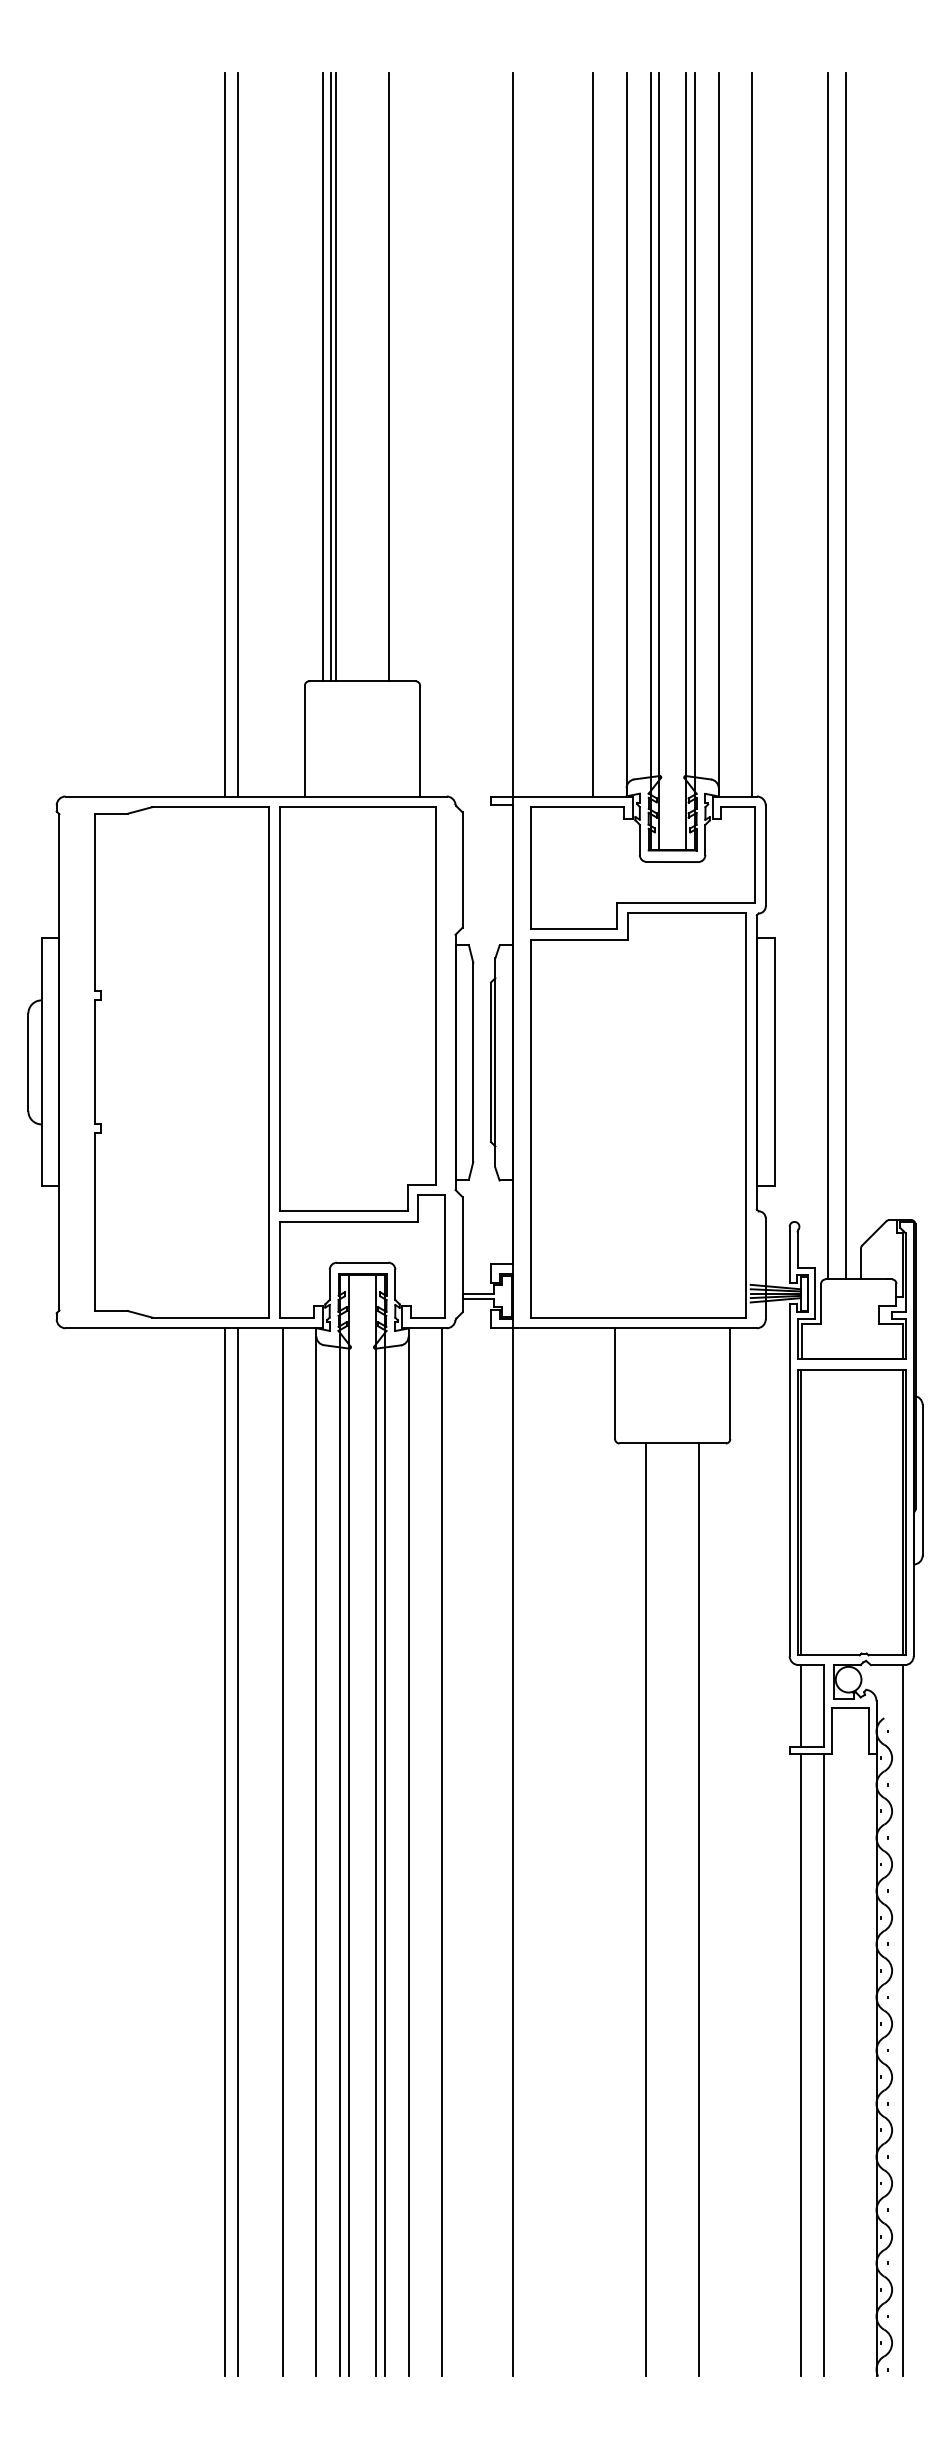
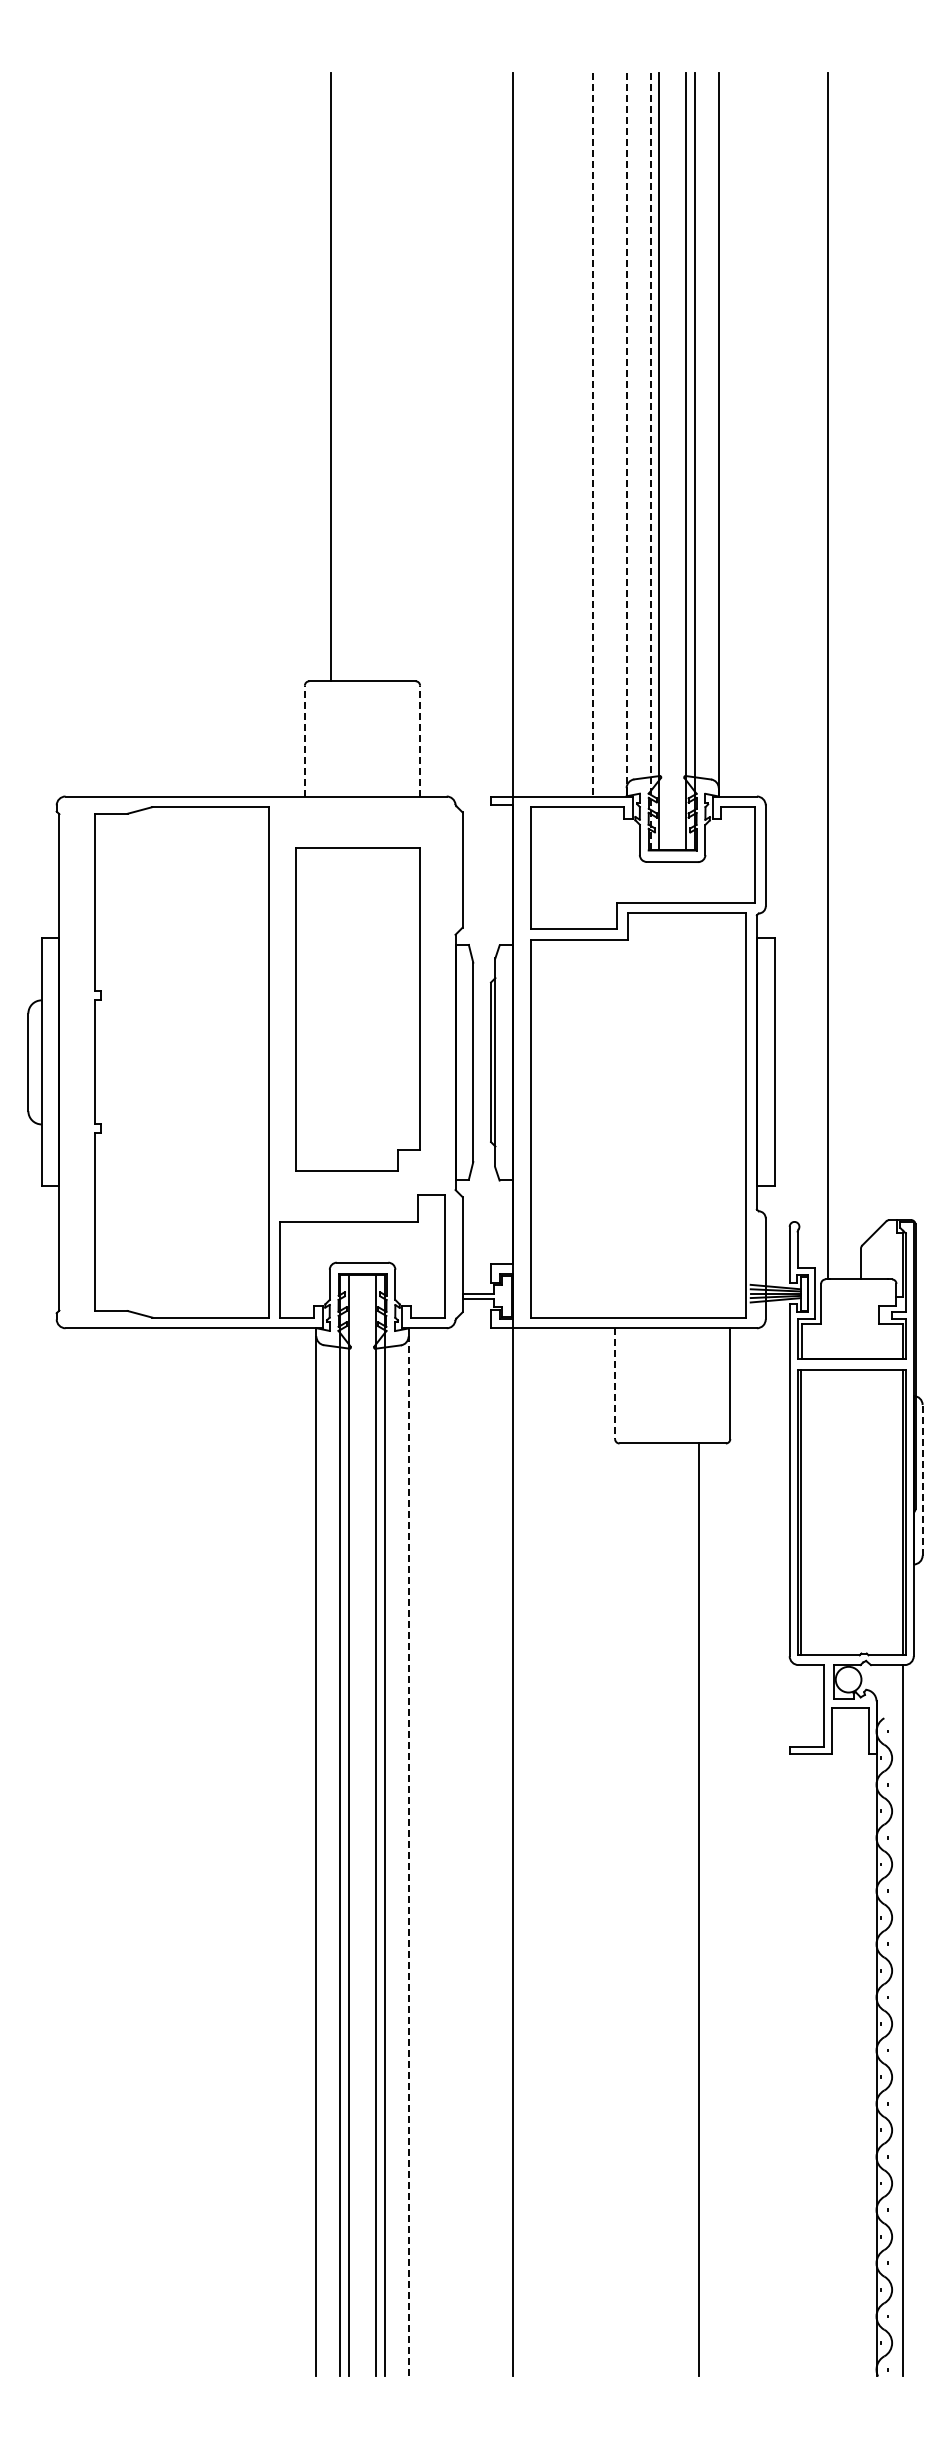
line: present -> none (322, 377)
line: present -> none (335, 377)
line: present -> none (389, 377)
line: present -> none (225, 434)
line: present -> none (238, 434)
line: solid -> dashed (592, 434)
line: solid -> dashed (626, 434)
line: present -> none (752, 434)
line: solid -> dashed (650, 462)
line: present -> none (845, 676)
line: solid -> dashed (304, 740)
line: solid -> dashed (420, 740)
part size: 158x406 px -> 126x325 px (357, 1009)
line: solid -> dashed (615, 1384)
line: solid -> dashed (922, 1479)
line: present -> none (801, 1705)
line: present -> none (225, 1852)
line: present -> none (238, 1852)
line: present -> none (282, 1852)
line: present -> none (442, 1852)
line: solid -> dashed (408, 1855)
line: present -> none (646, 1909)
line: present -> none (801, 2064)
line: present -> none (824, 2064)
